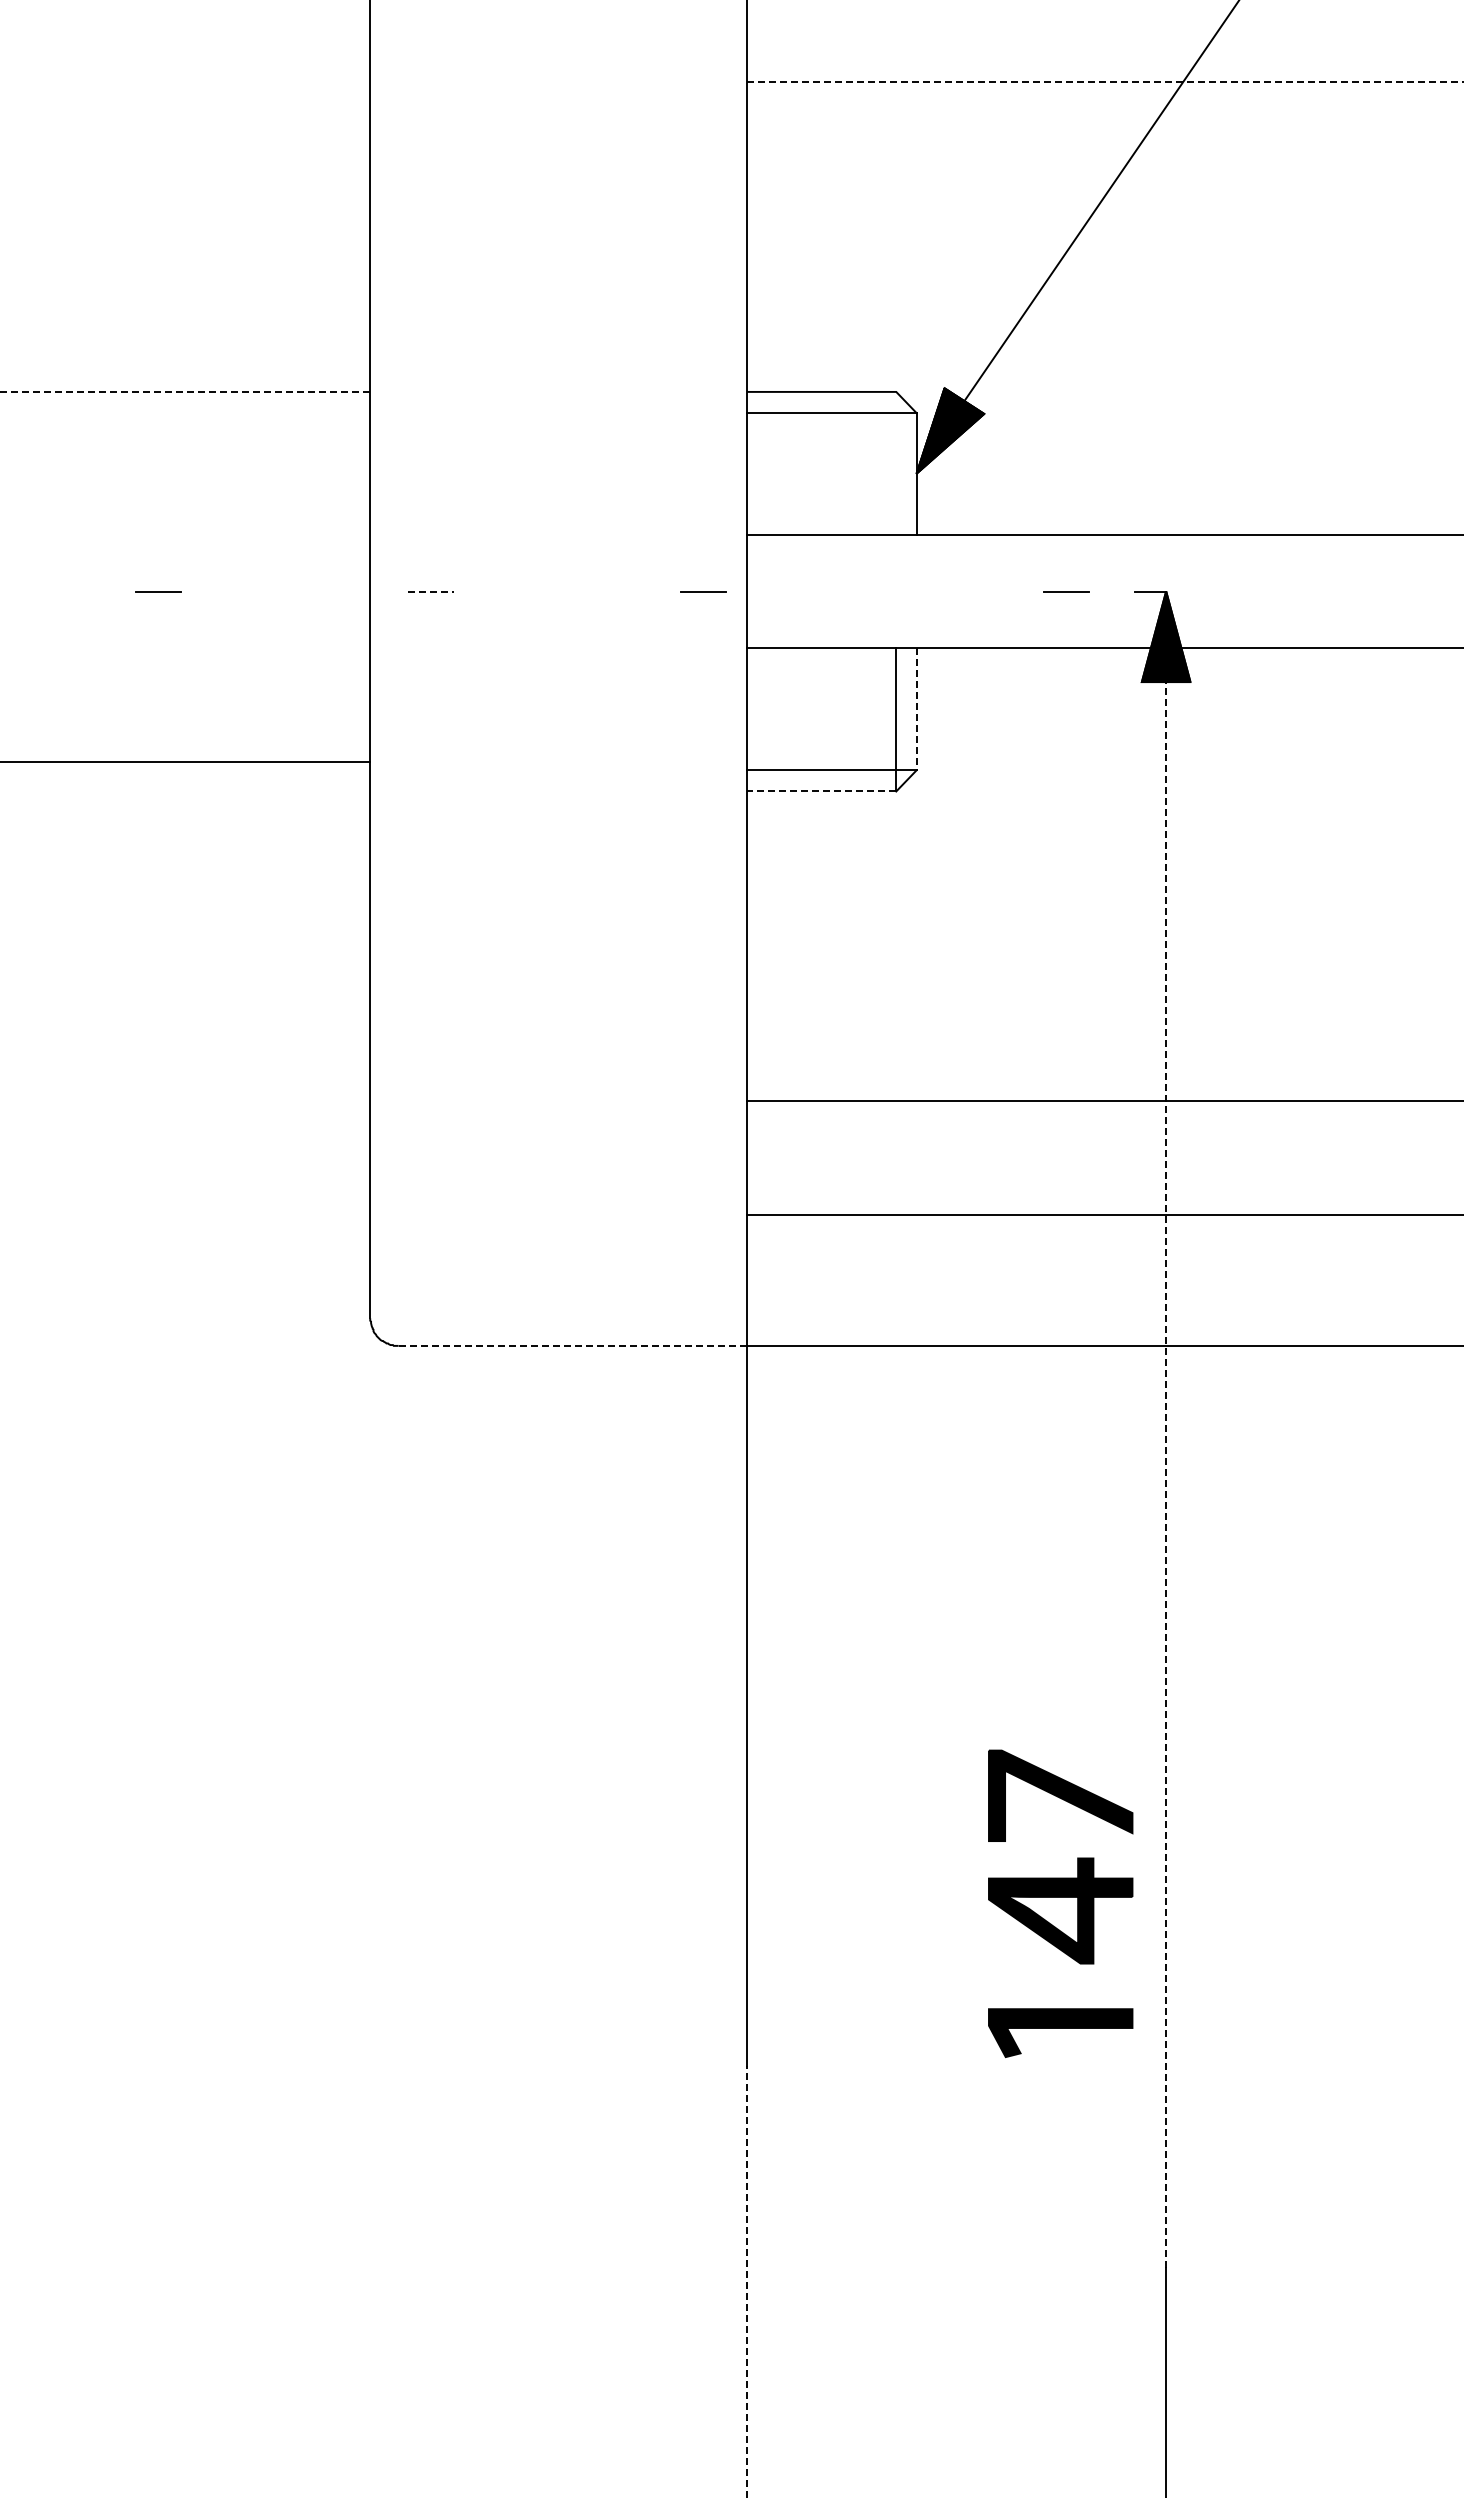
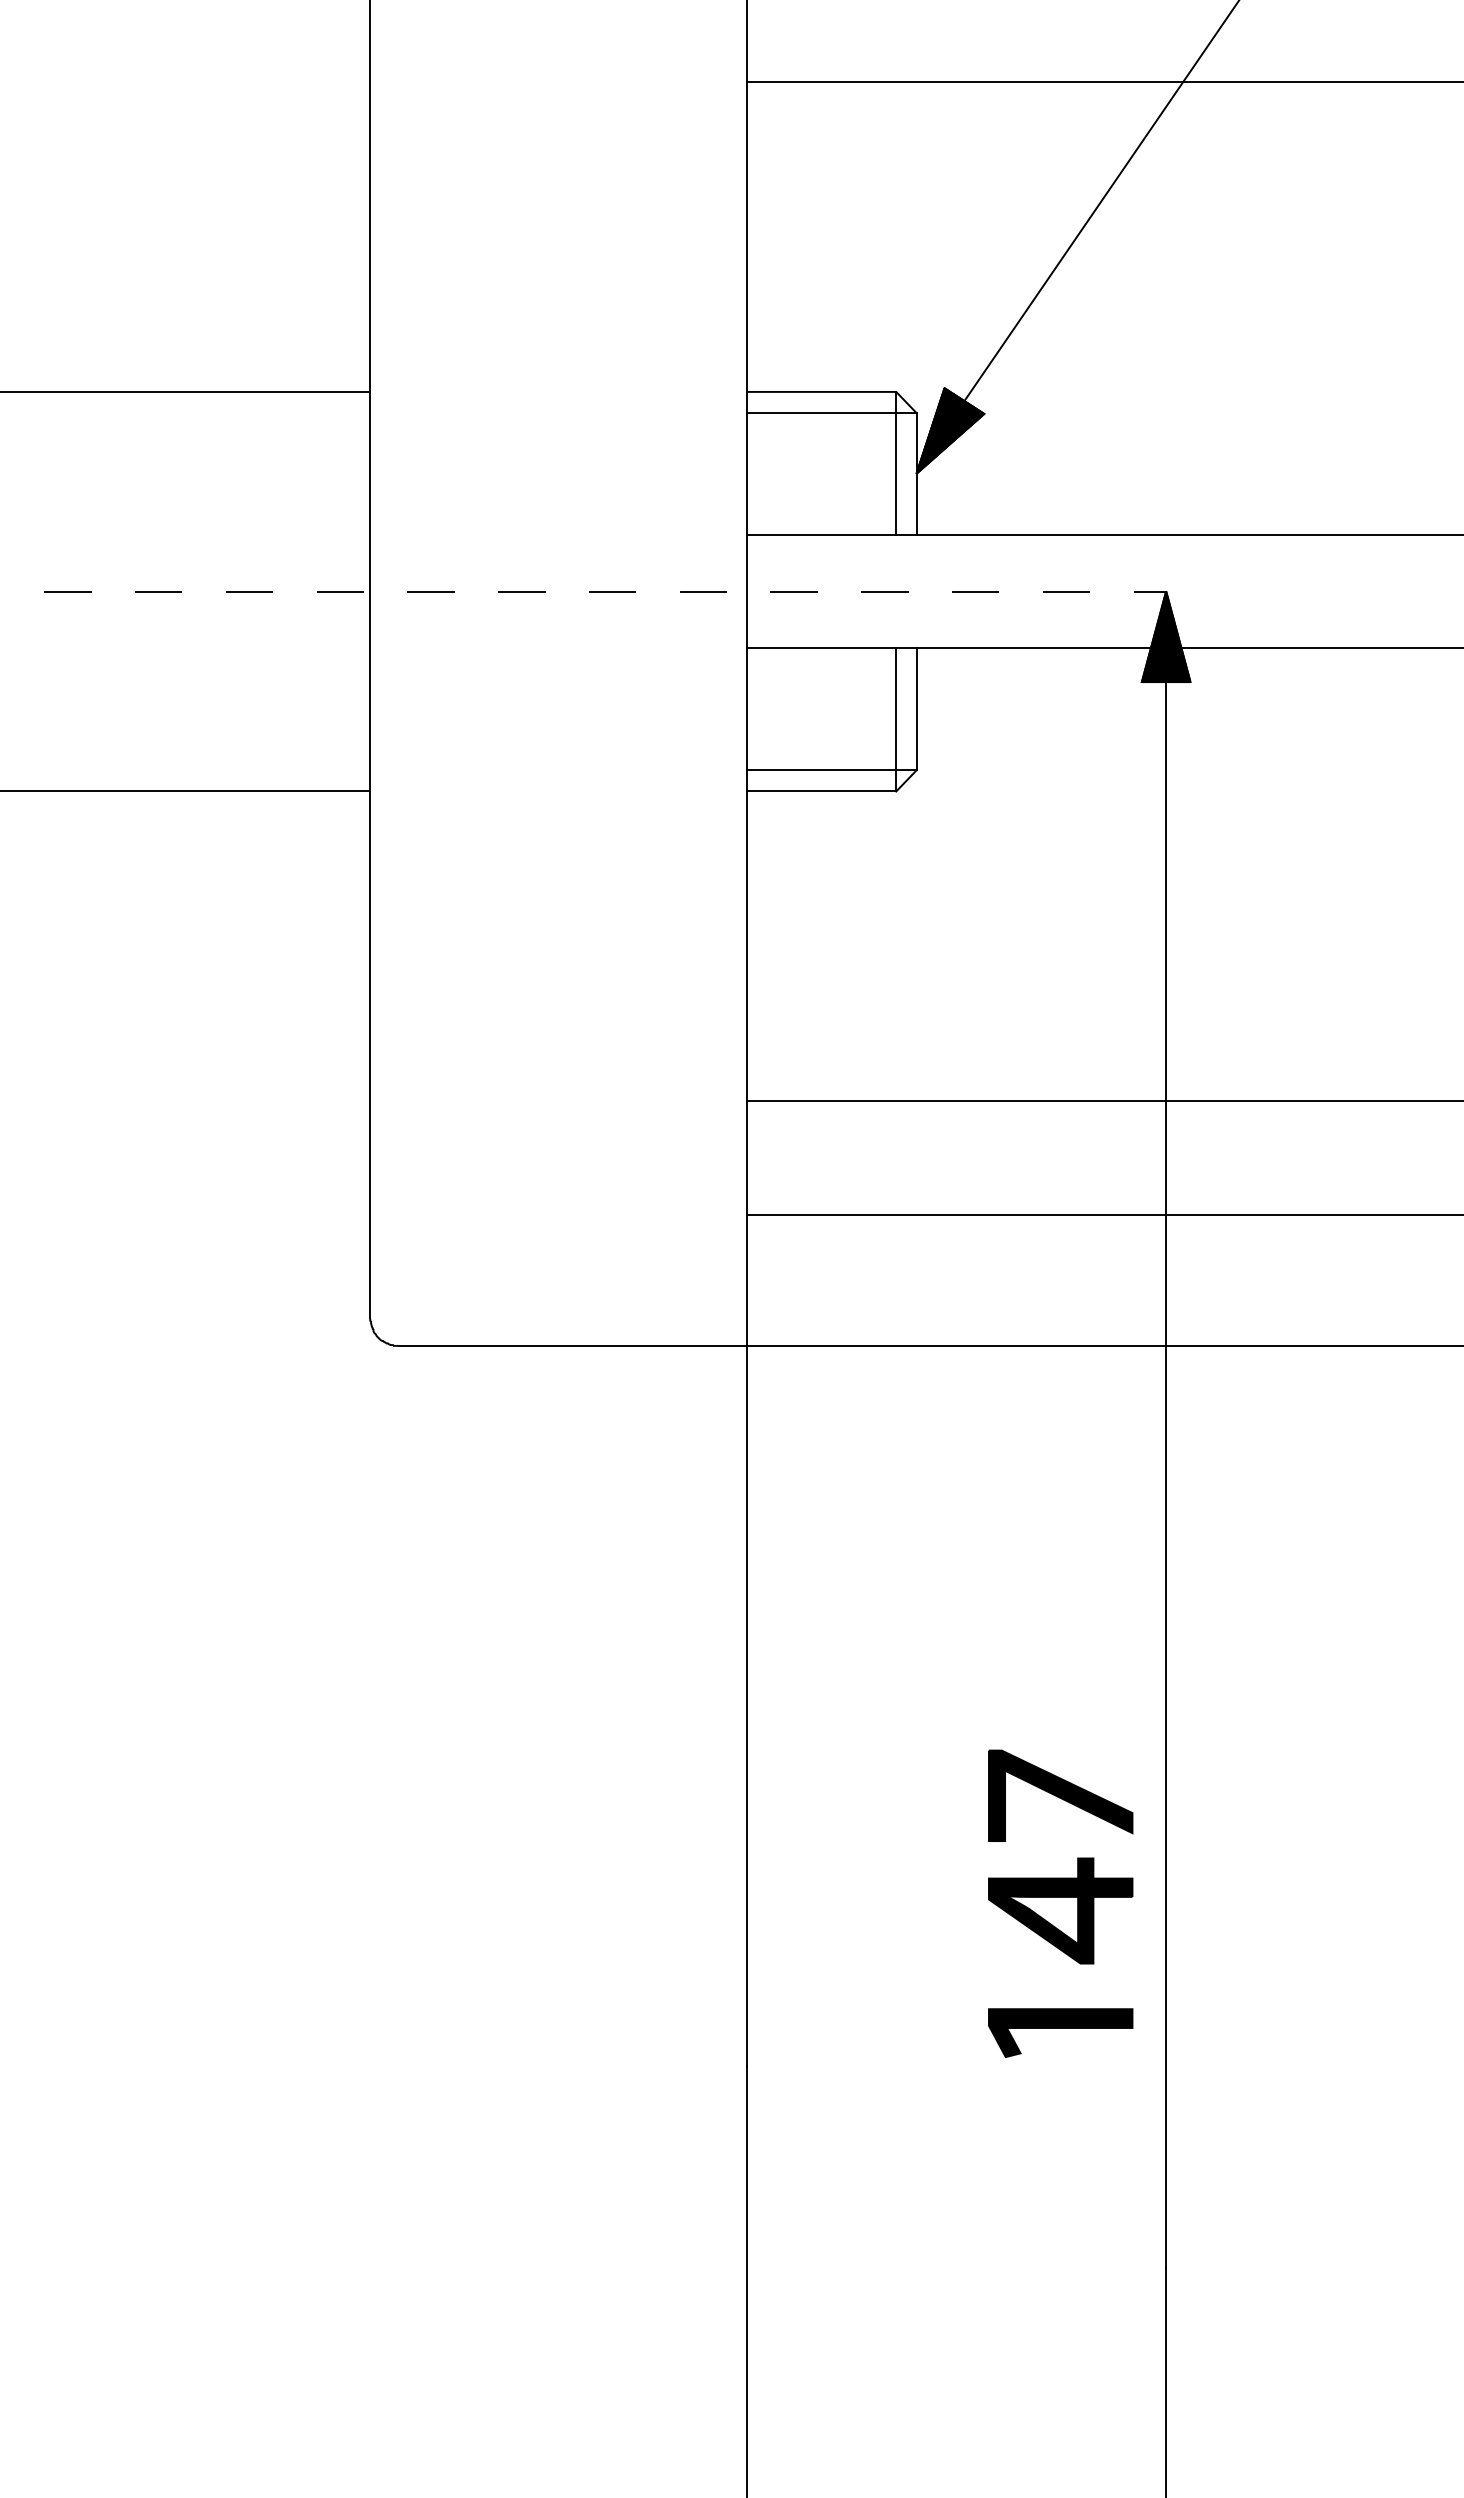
line: dashed -> solid (1105, 82)
line: dashed -> solid (185, 391)
line: none -> present (896, 462)
line: none -> present (521, 591)
line: none -> present (612, 591)
line: none -> present (793, 591)
line: none -> present (884, 591)
line: none -> present (67, 592)
line: none -> present (249, 592)
line: none -> present (339, 592)
line: dashed -> solid (431, 592)
line: none -> present (975, 592)
line: dashed -> solid (916, 709)
line position: (186, 762) -> (186, 791) (186, 791)
line: dashed -> solid (821, 791)
line: dashed -> solid (572, 1345)
line: dashed -> solid (1166, 1457)
line: dashed -> solid (747, 2281)
